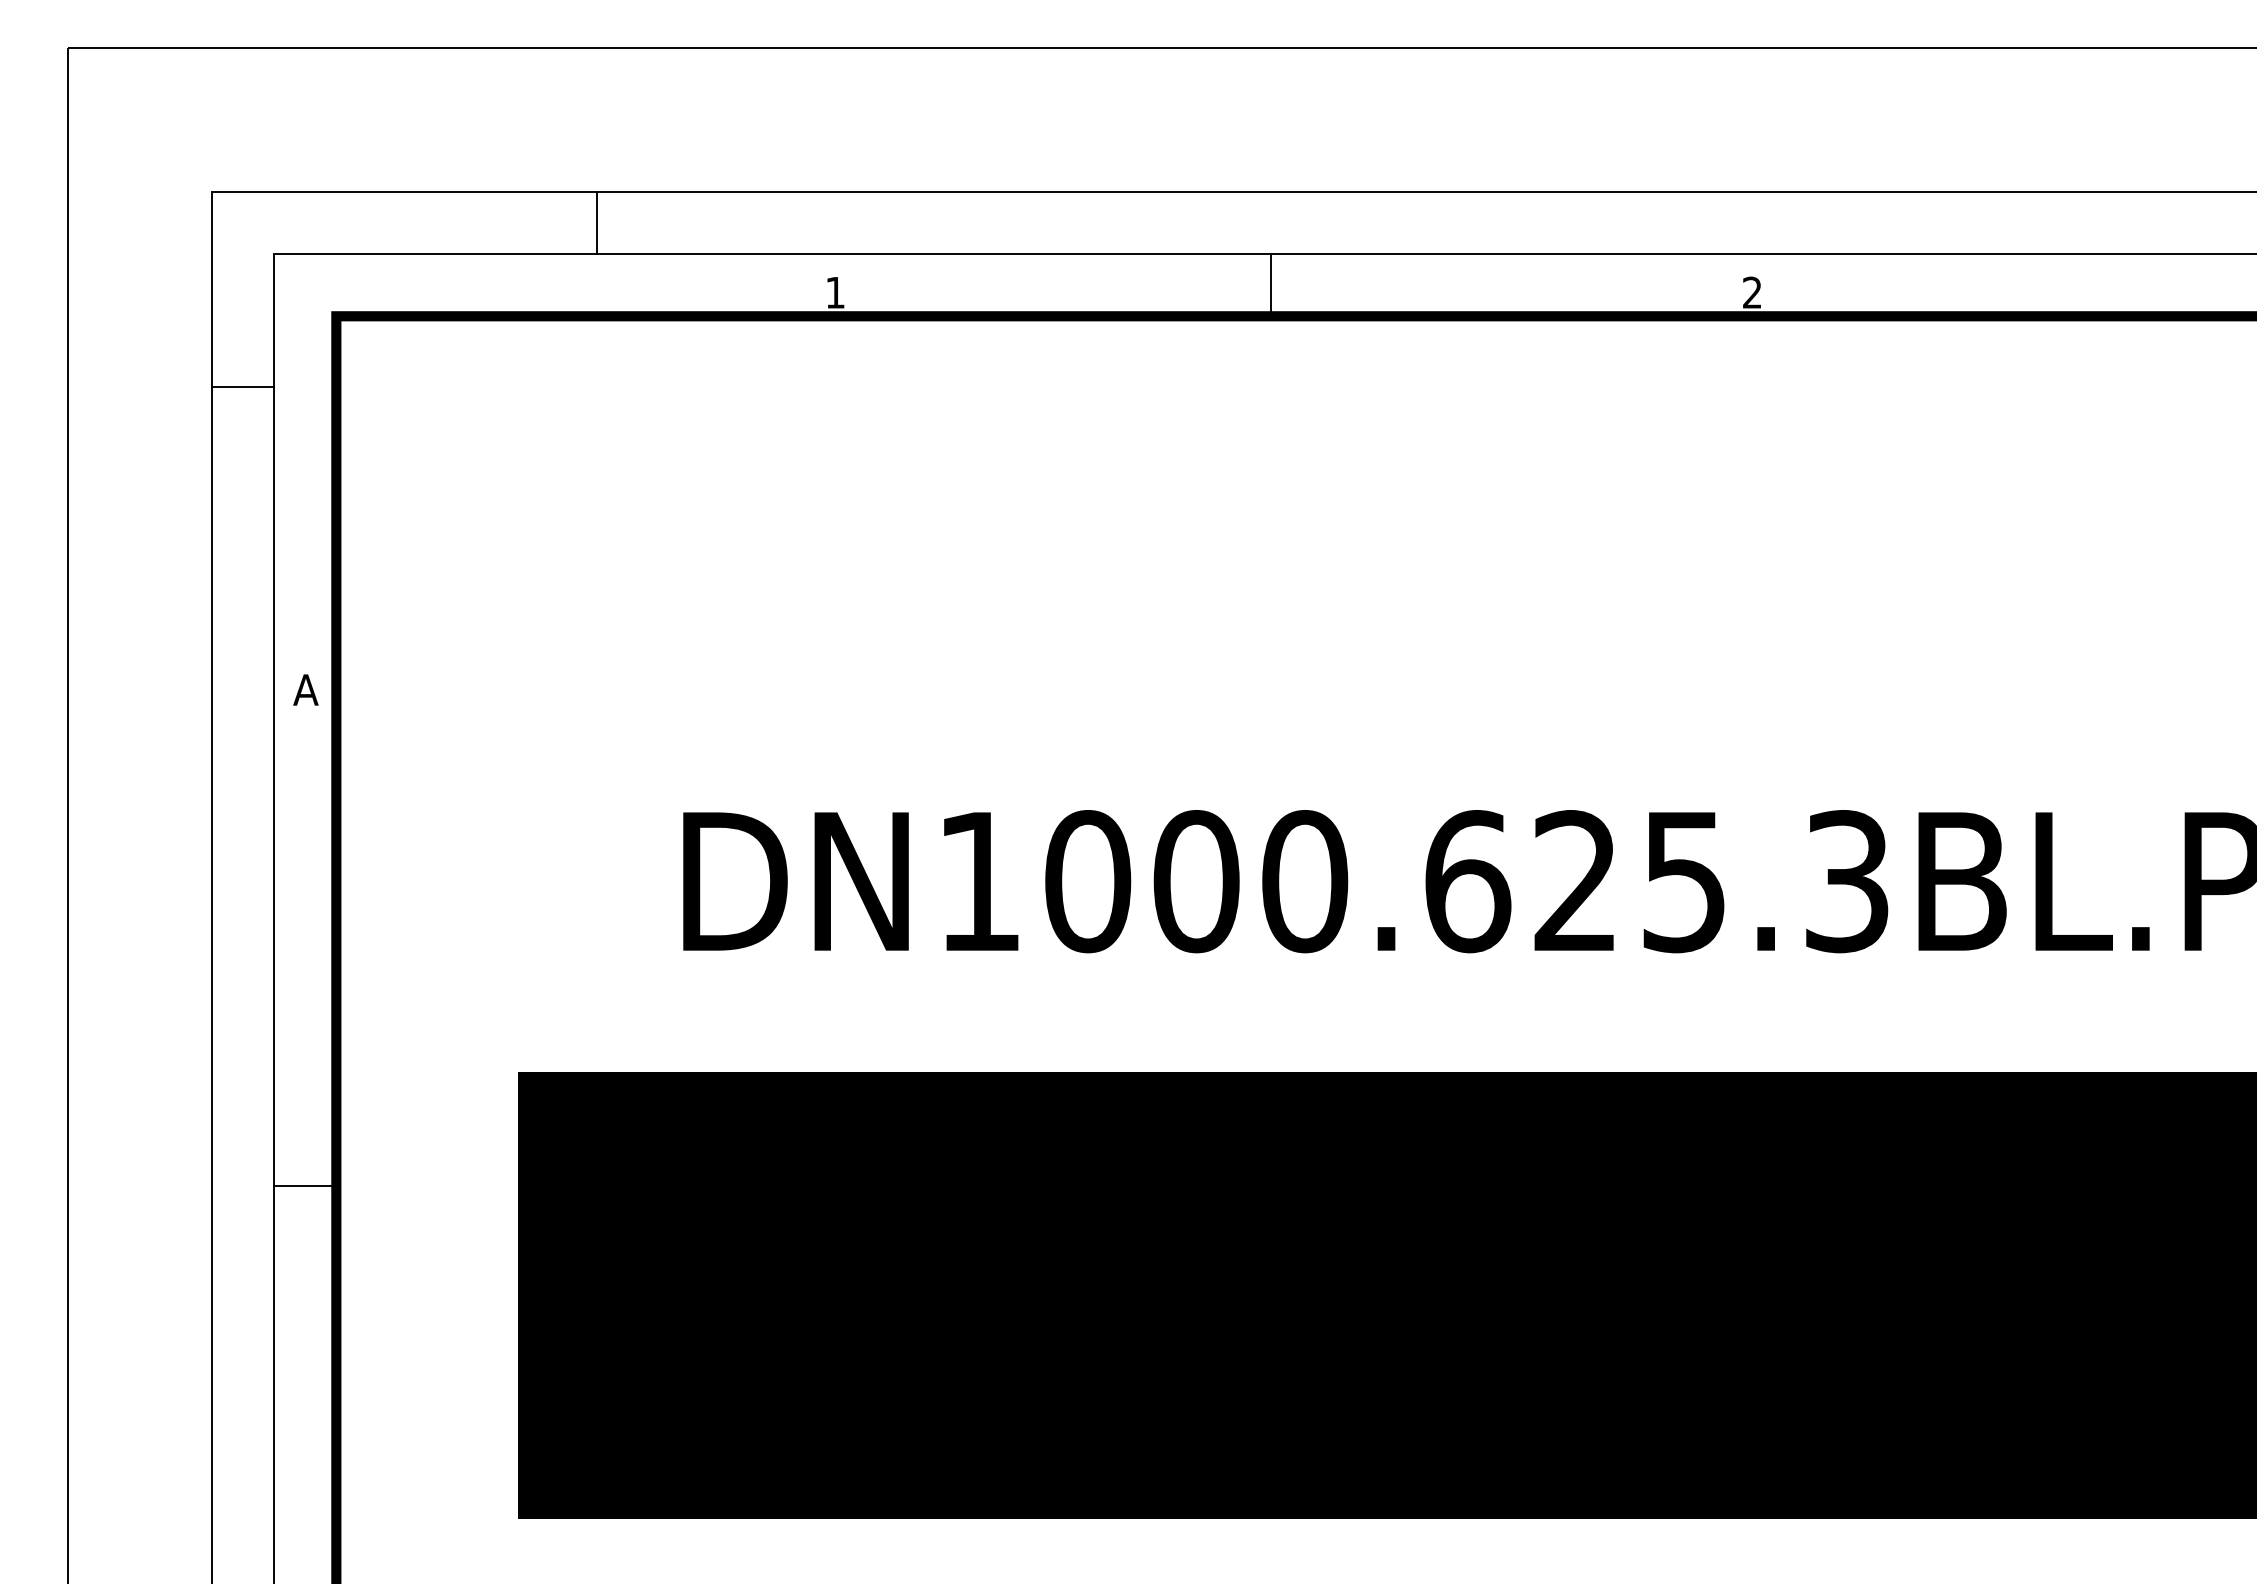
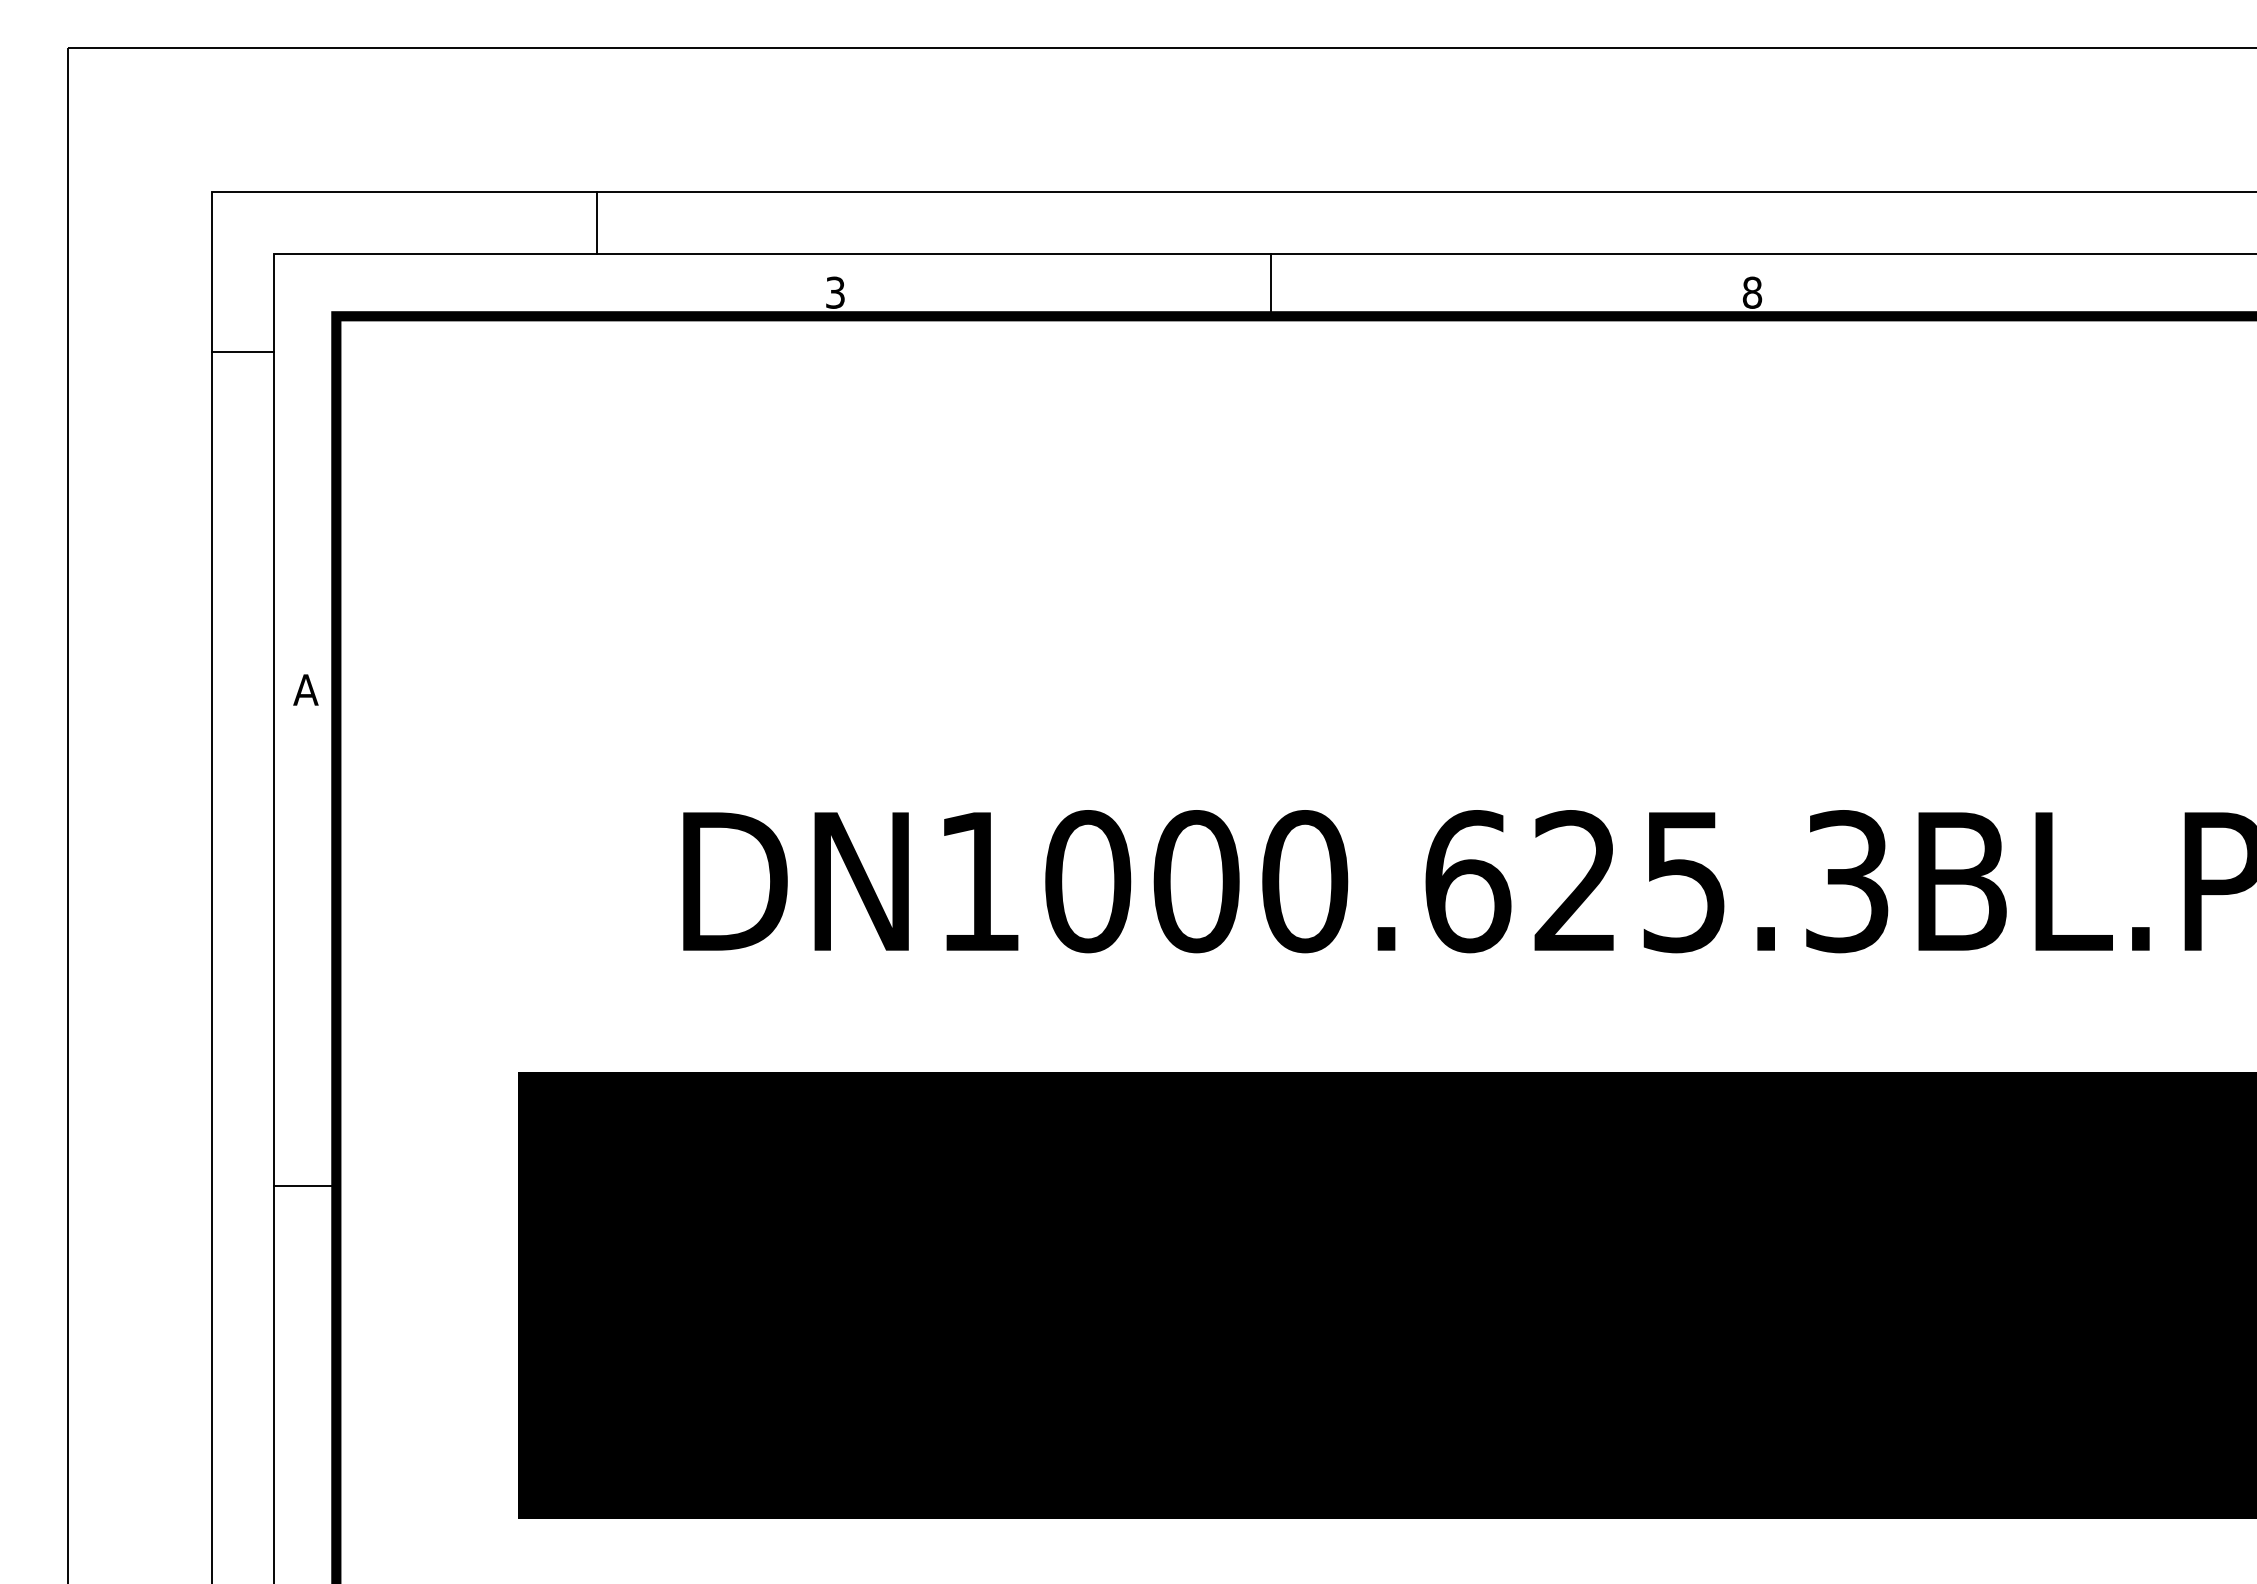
text: 1 -> 3 (835, 292)
text: 2 -> 8 (1752, 292)
line position: (243, 387) -> (243, 352) (243, 352)
